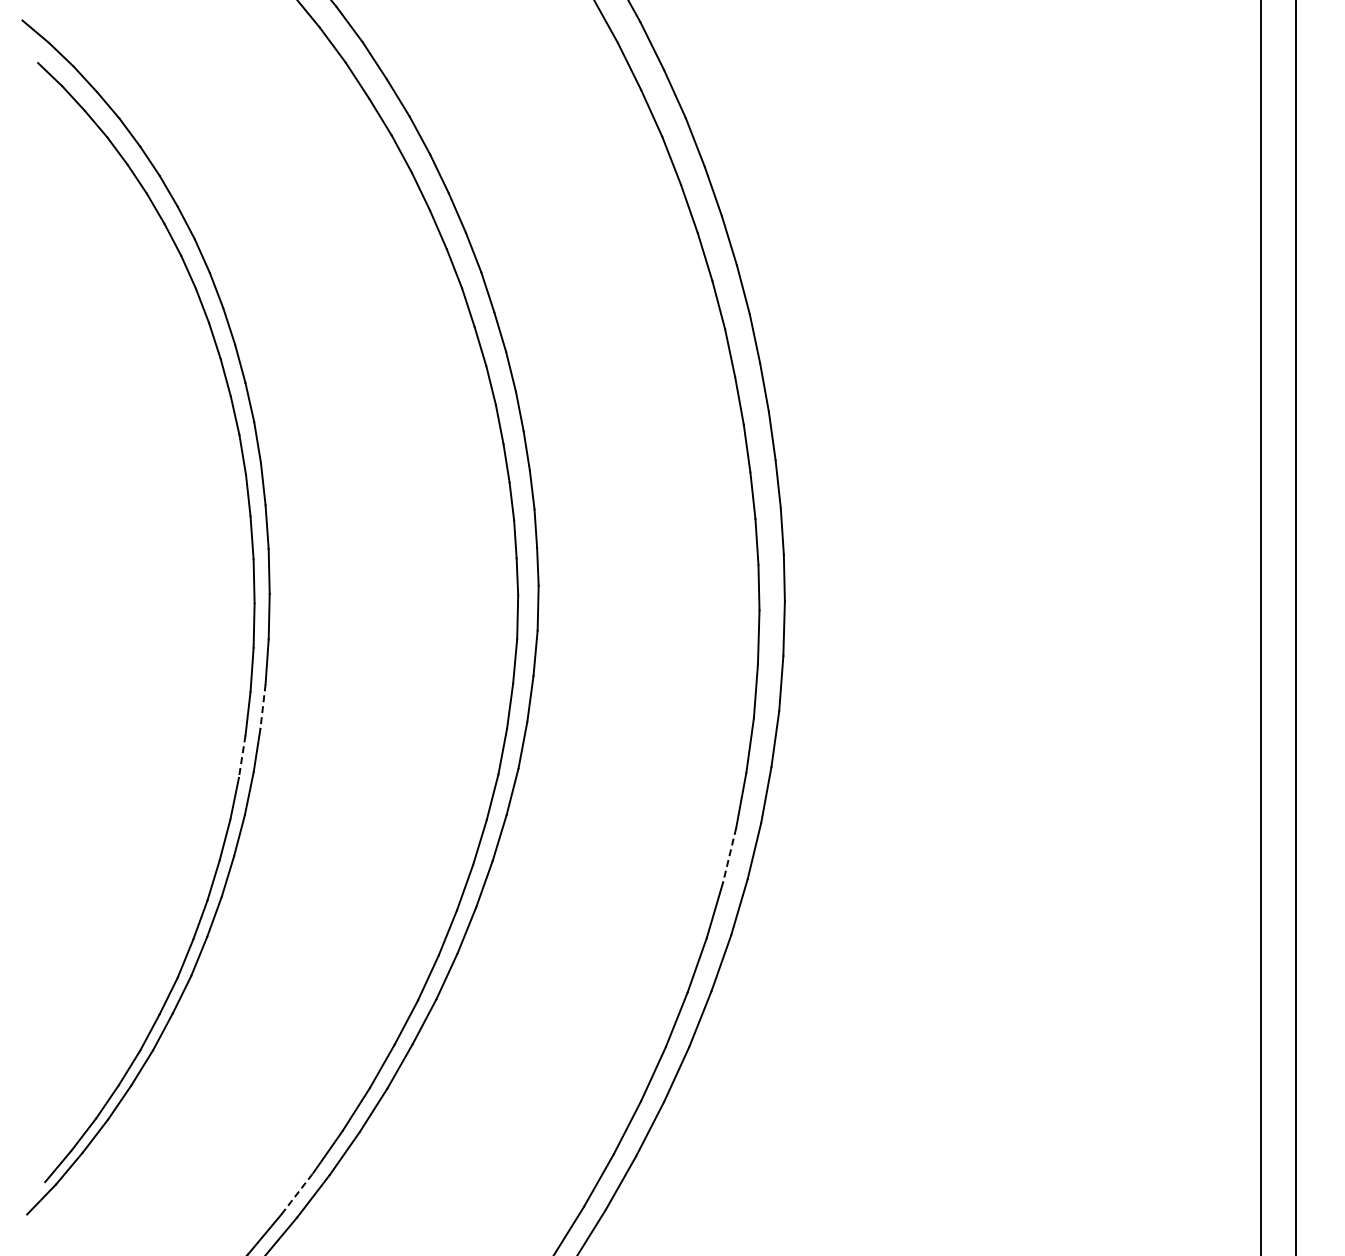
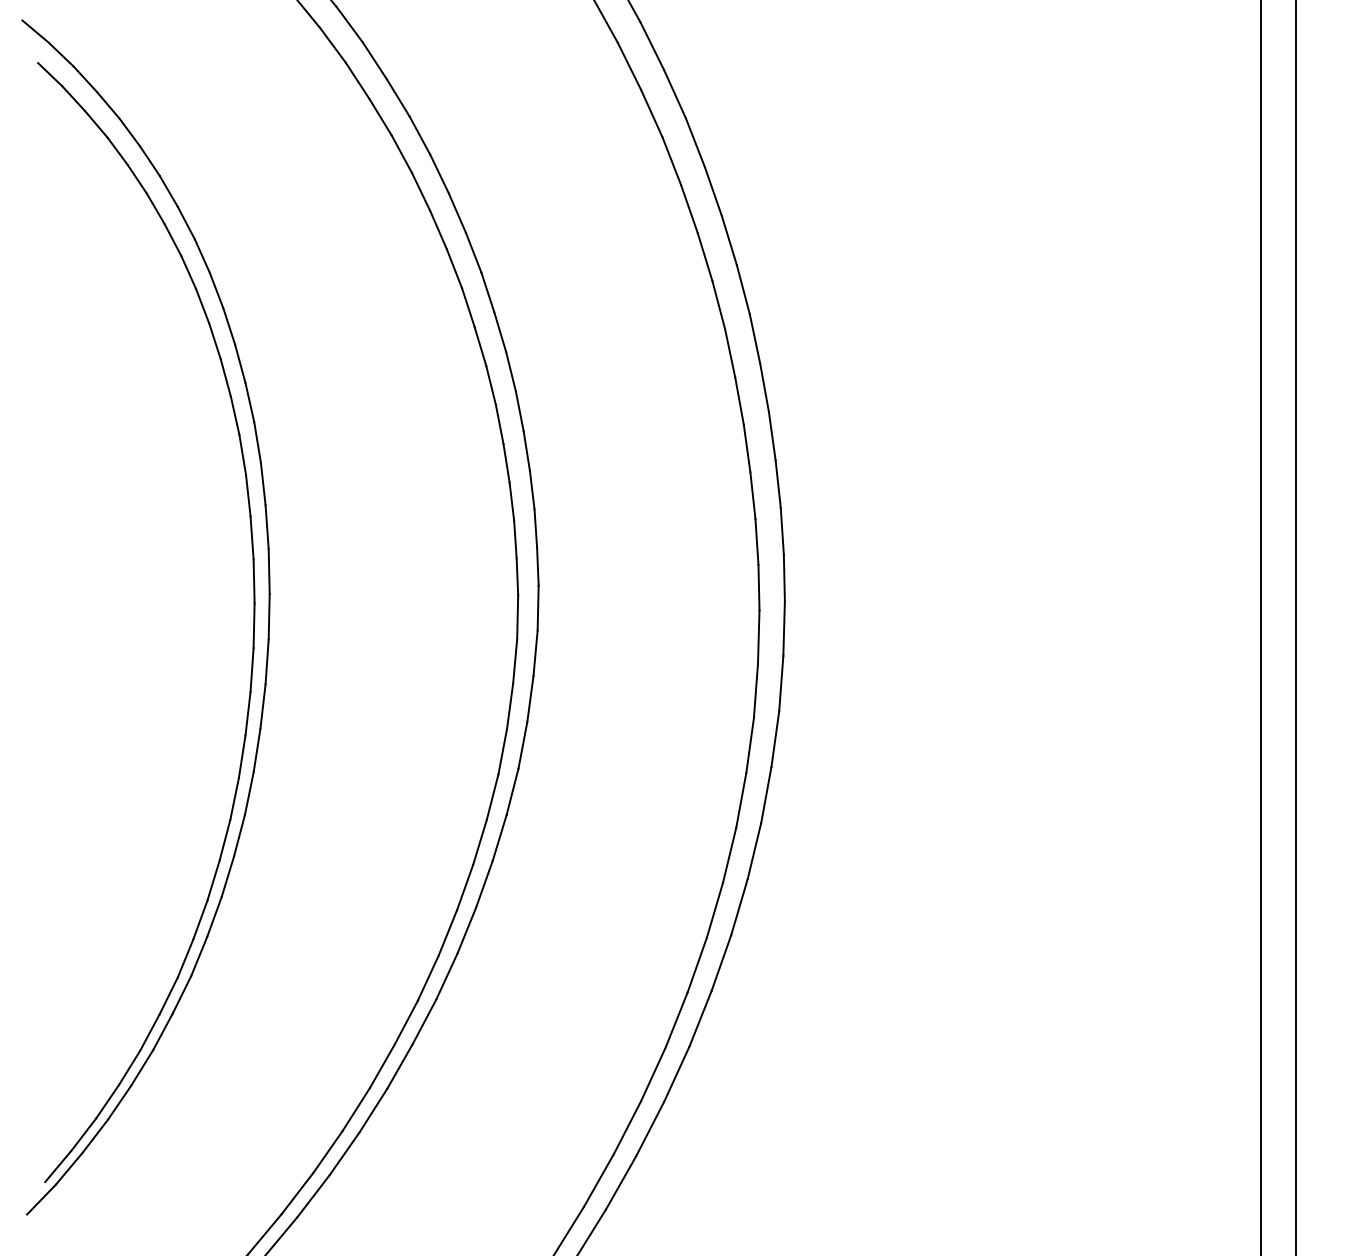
line: dashed -> solid (262, 707)
line: dashed -> solid (242, 756)
line: dashed -> solid (729, 855)
line: dashed -> solid (297, 1193)
